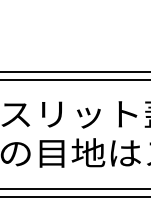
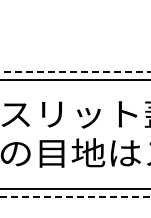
line: solid -> dashed (75, 72)
line: solid -> dashed (75, 197)
